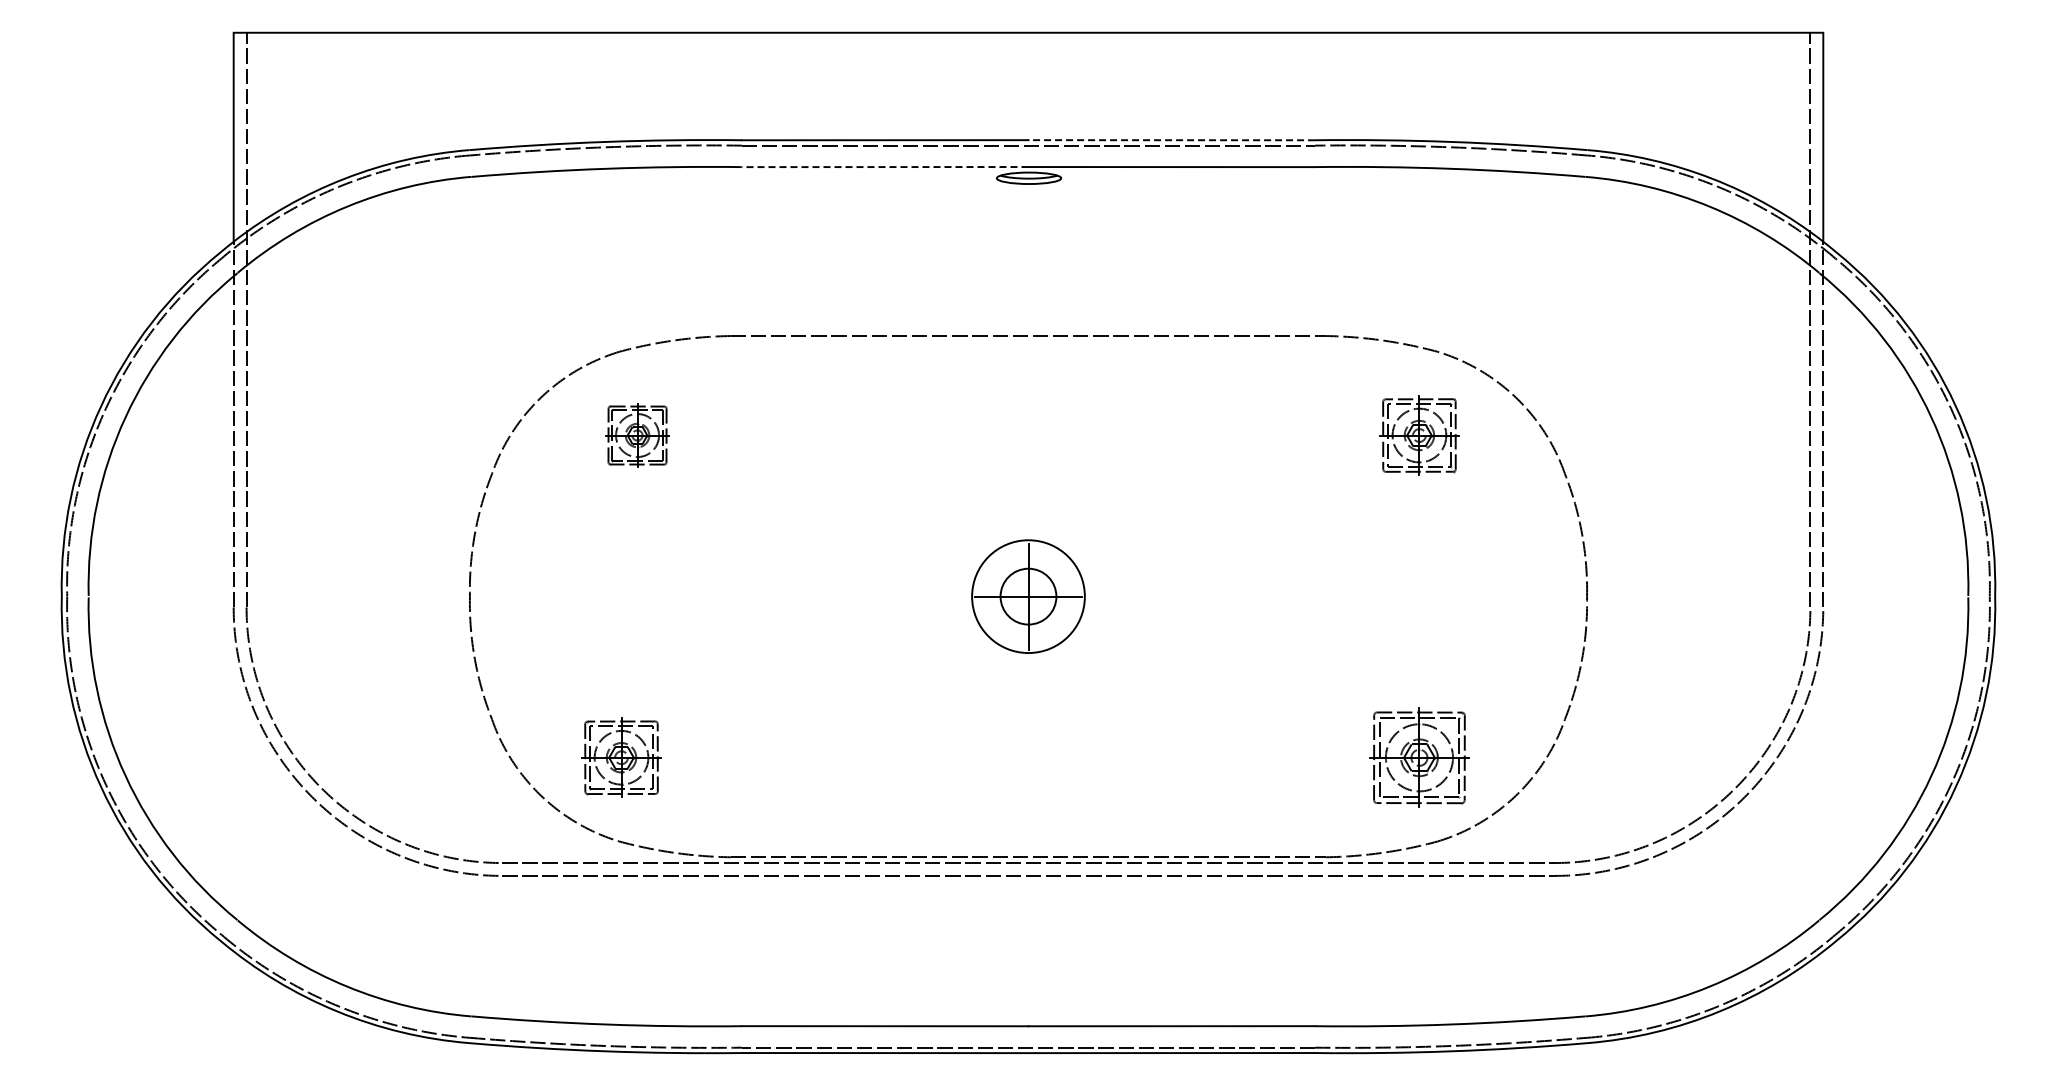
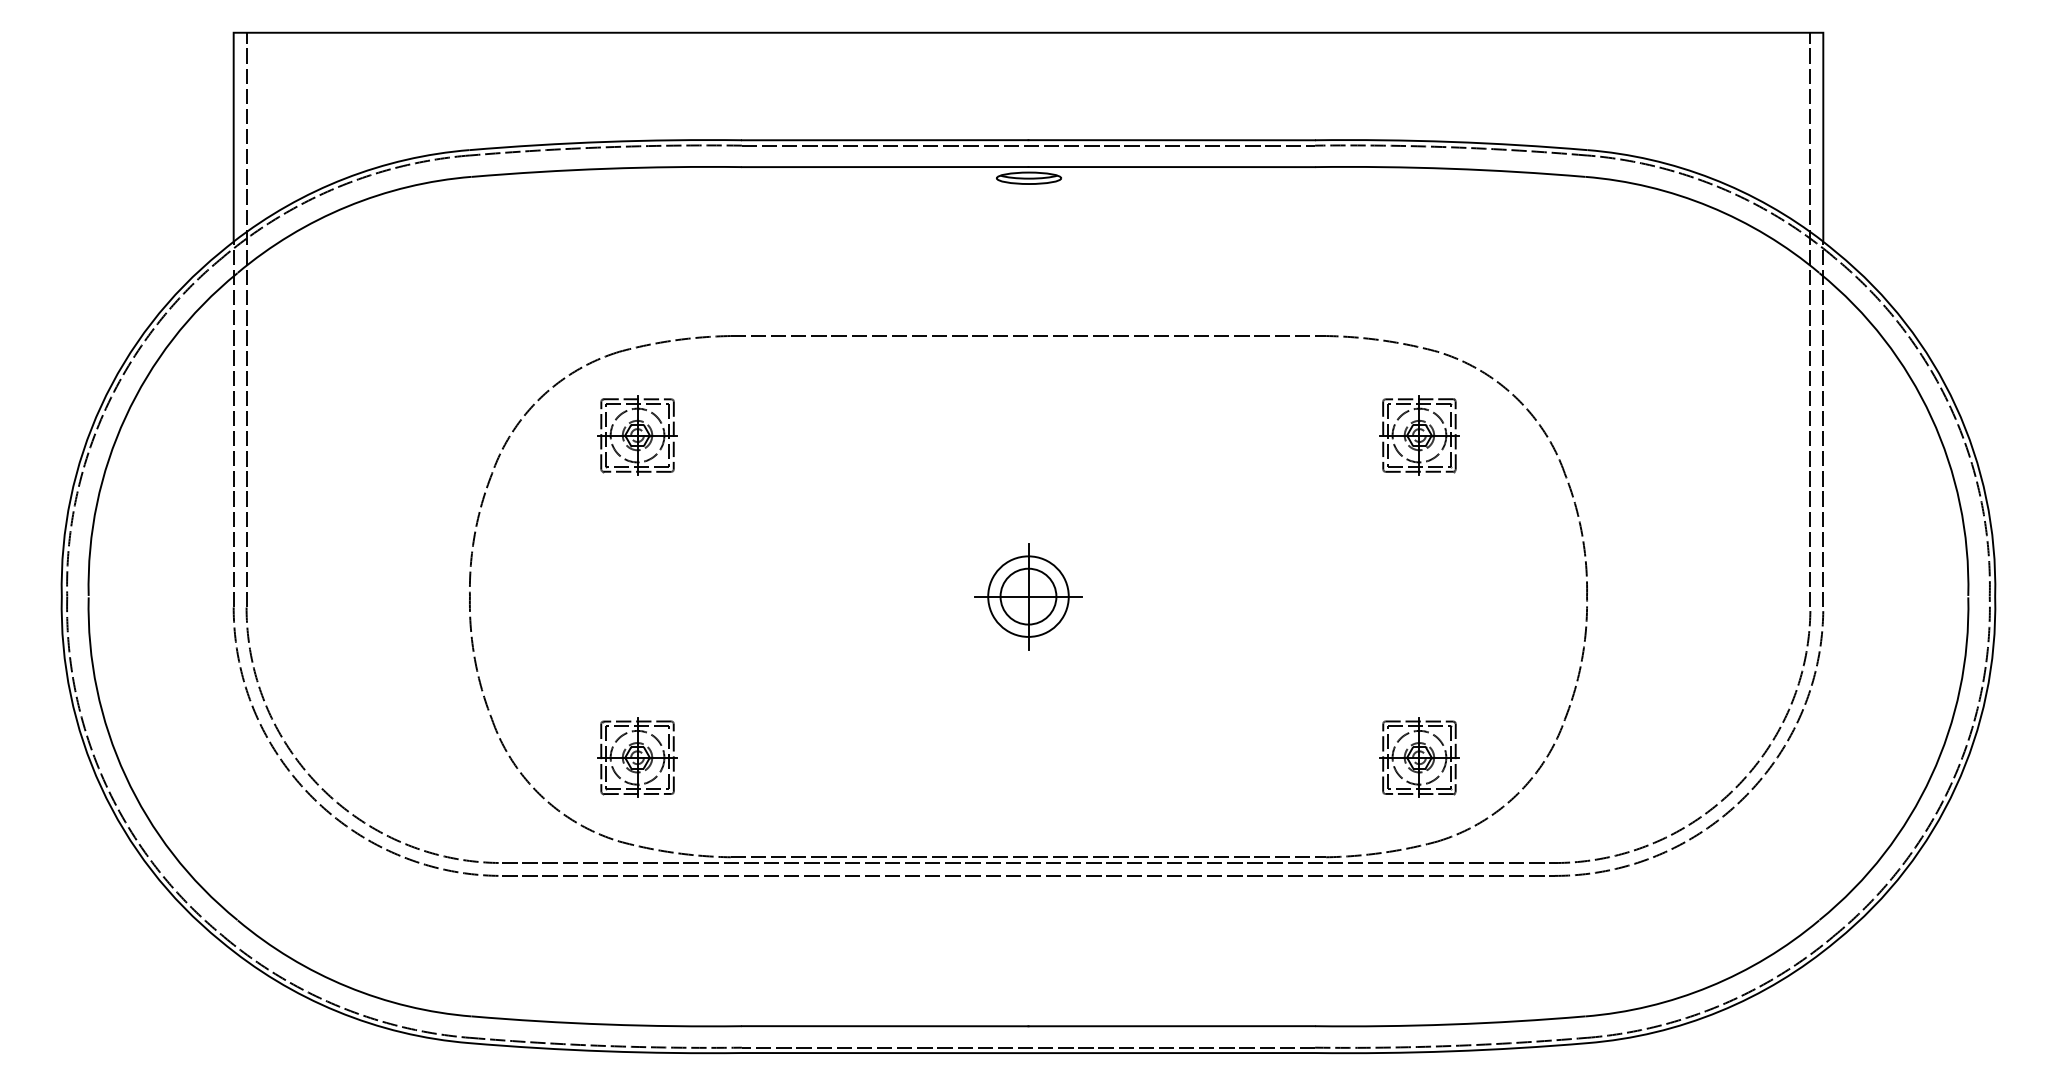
line: dashed -> solid (1171, 140)
line: dashed -> solid (884, 167)
part size: 65x65 px -> 81x81 px (637, 435)
circle diameter: 113 px -> 81 px (1028, 596)
part position: (621, 757) -> (637, 757) (637, 757)
part size: 101x101 px -> 81x81 px (1419, 757)
